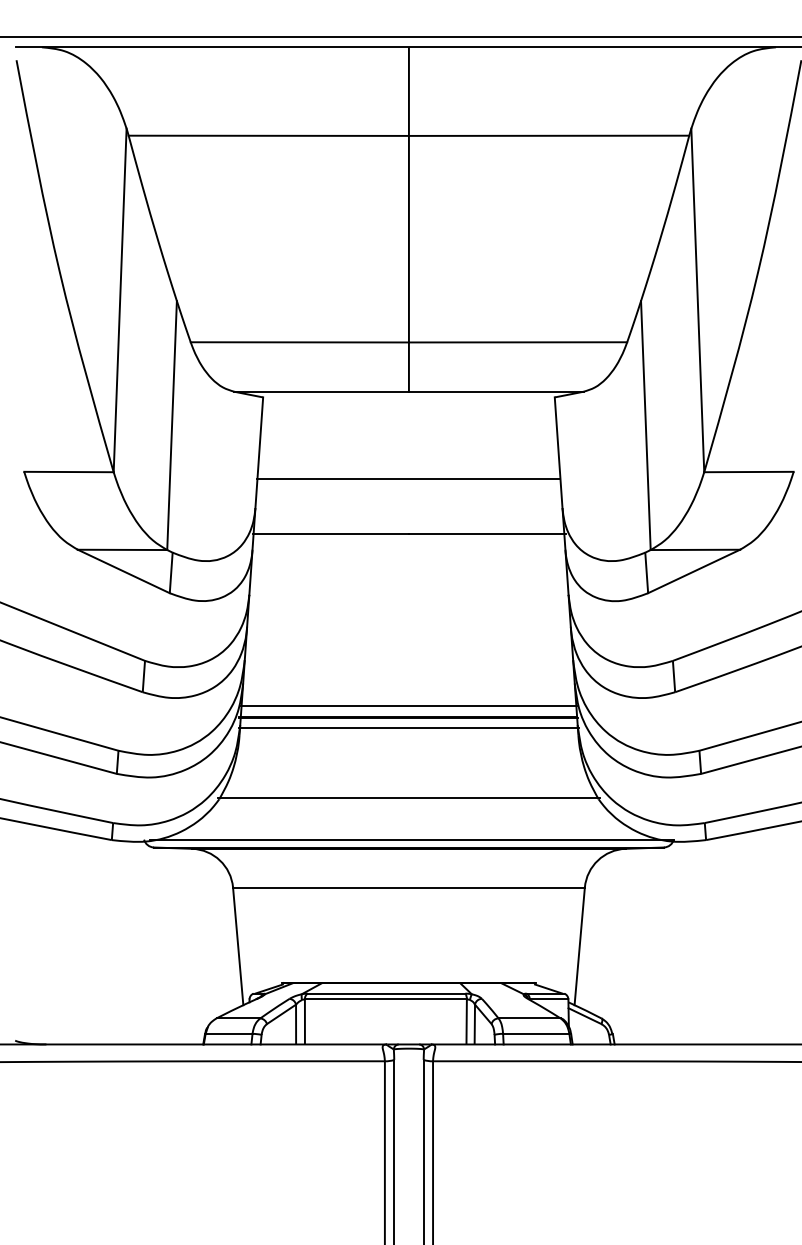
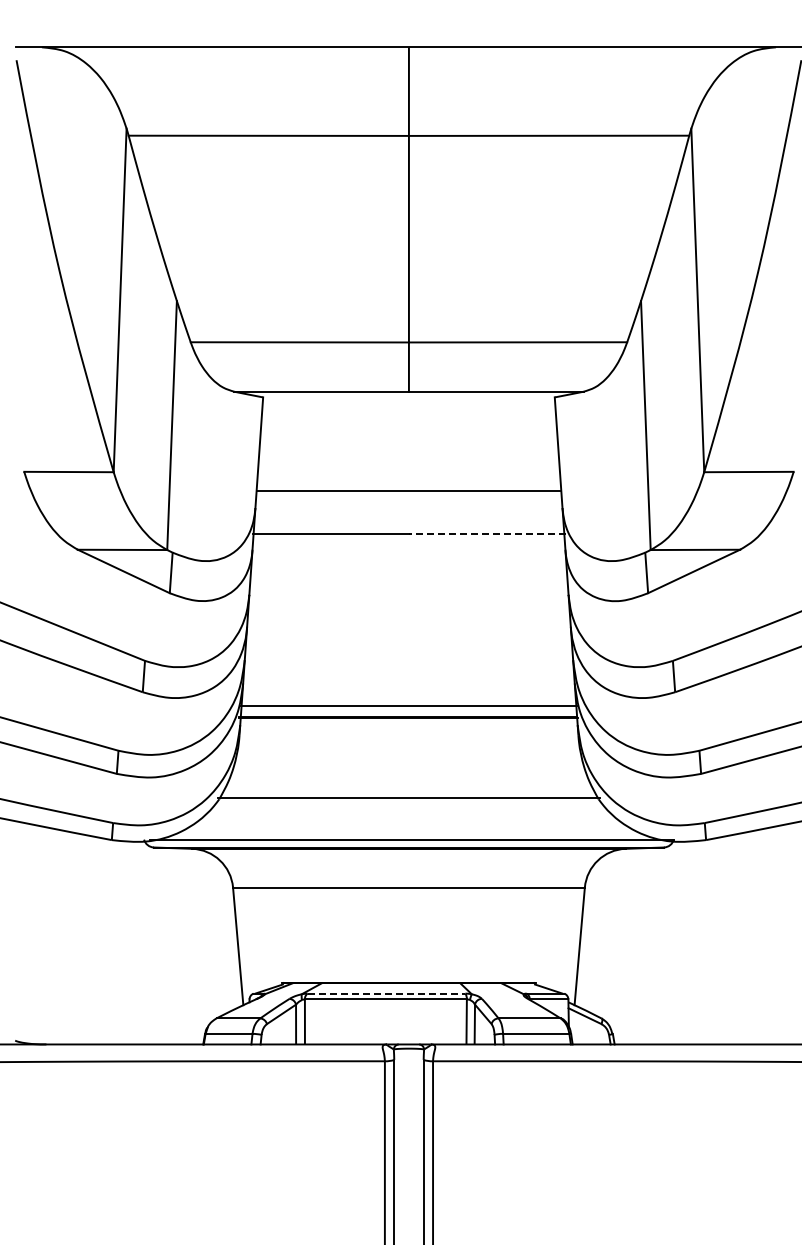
line: present -> none (400, 37)
line position: (408, 478) -> (408, 490) (408, 490)
line: solid -> dashed (487, 534)
line: present -> none (408, 728)
line: solid -> dashed (386, 993)
